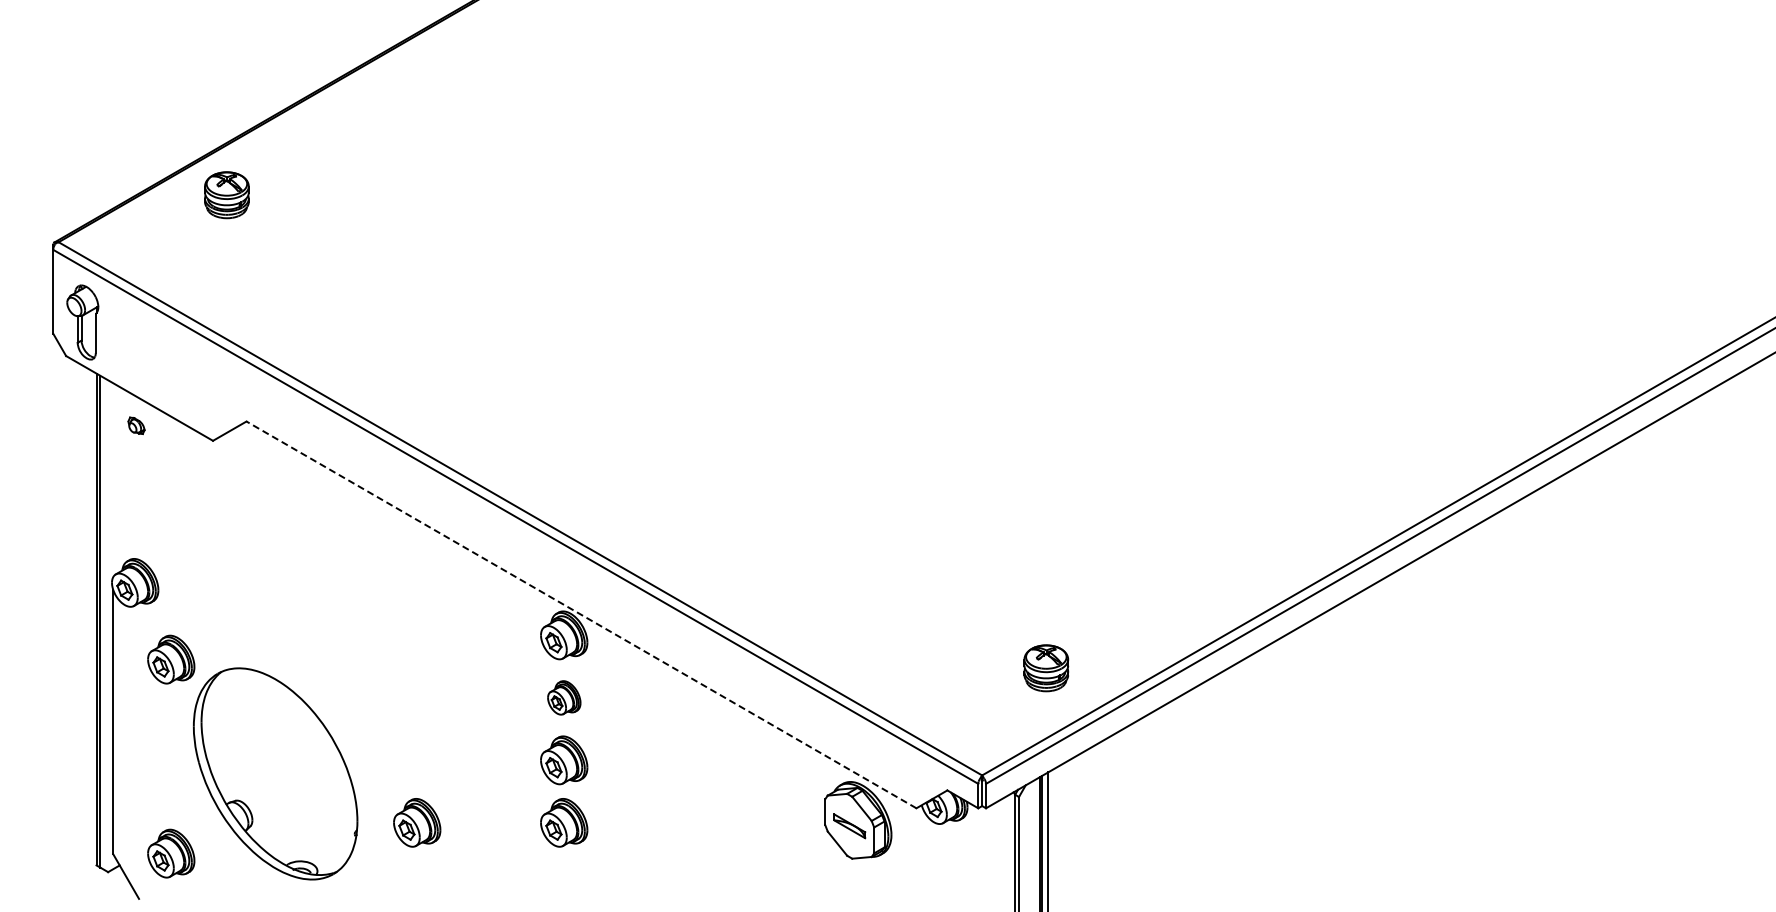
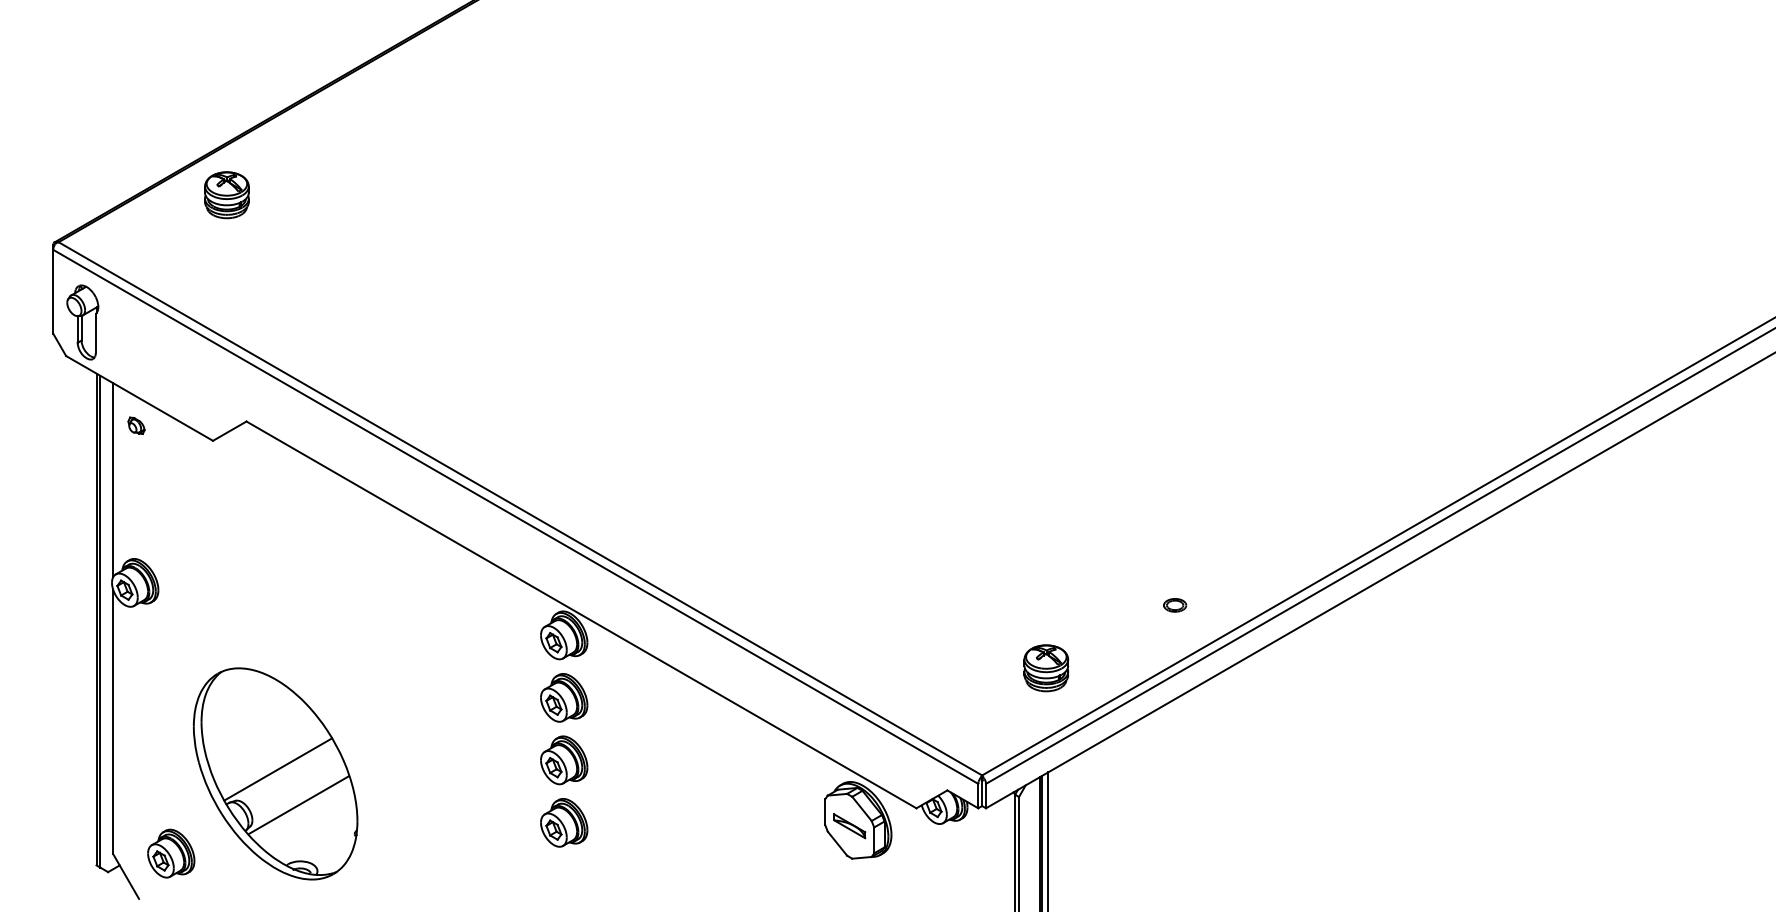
line: none -> present (113, 480)
part: none -> present (1175, 605)
line: dashed -> solid (581, 614)
part: present -> none (171, 659)
part size: 35x36 px -> 49x50 px (564, 697)
line: none -> present (277, 769)
line: none -> present (298, 805)
part: present -> none (417, 822)
